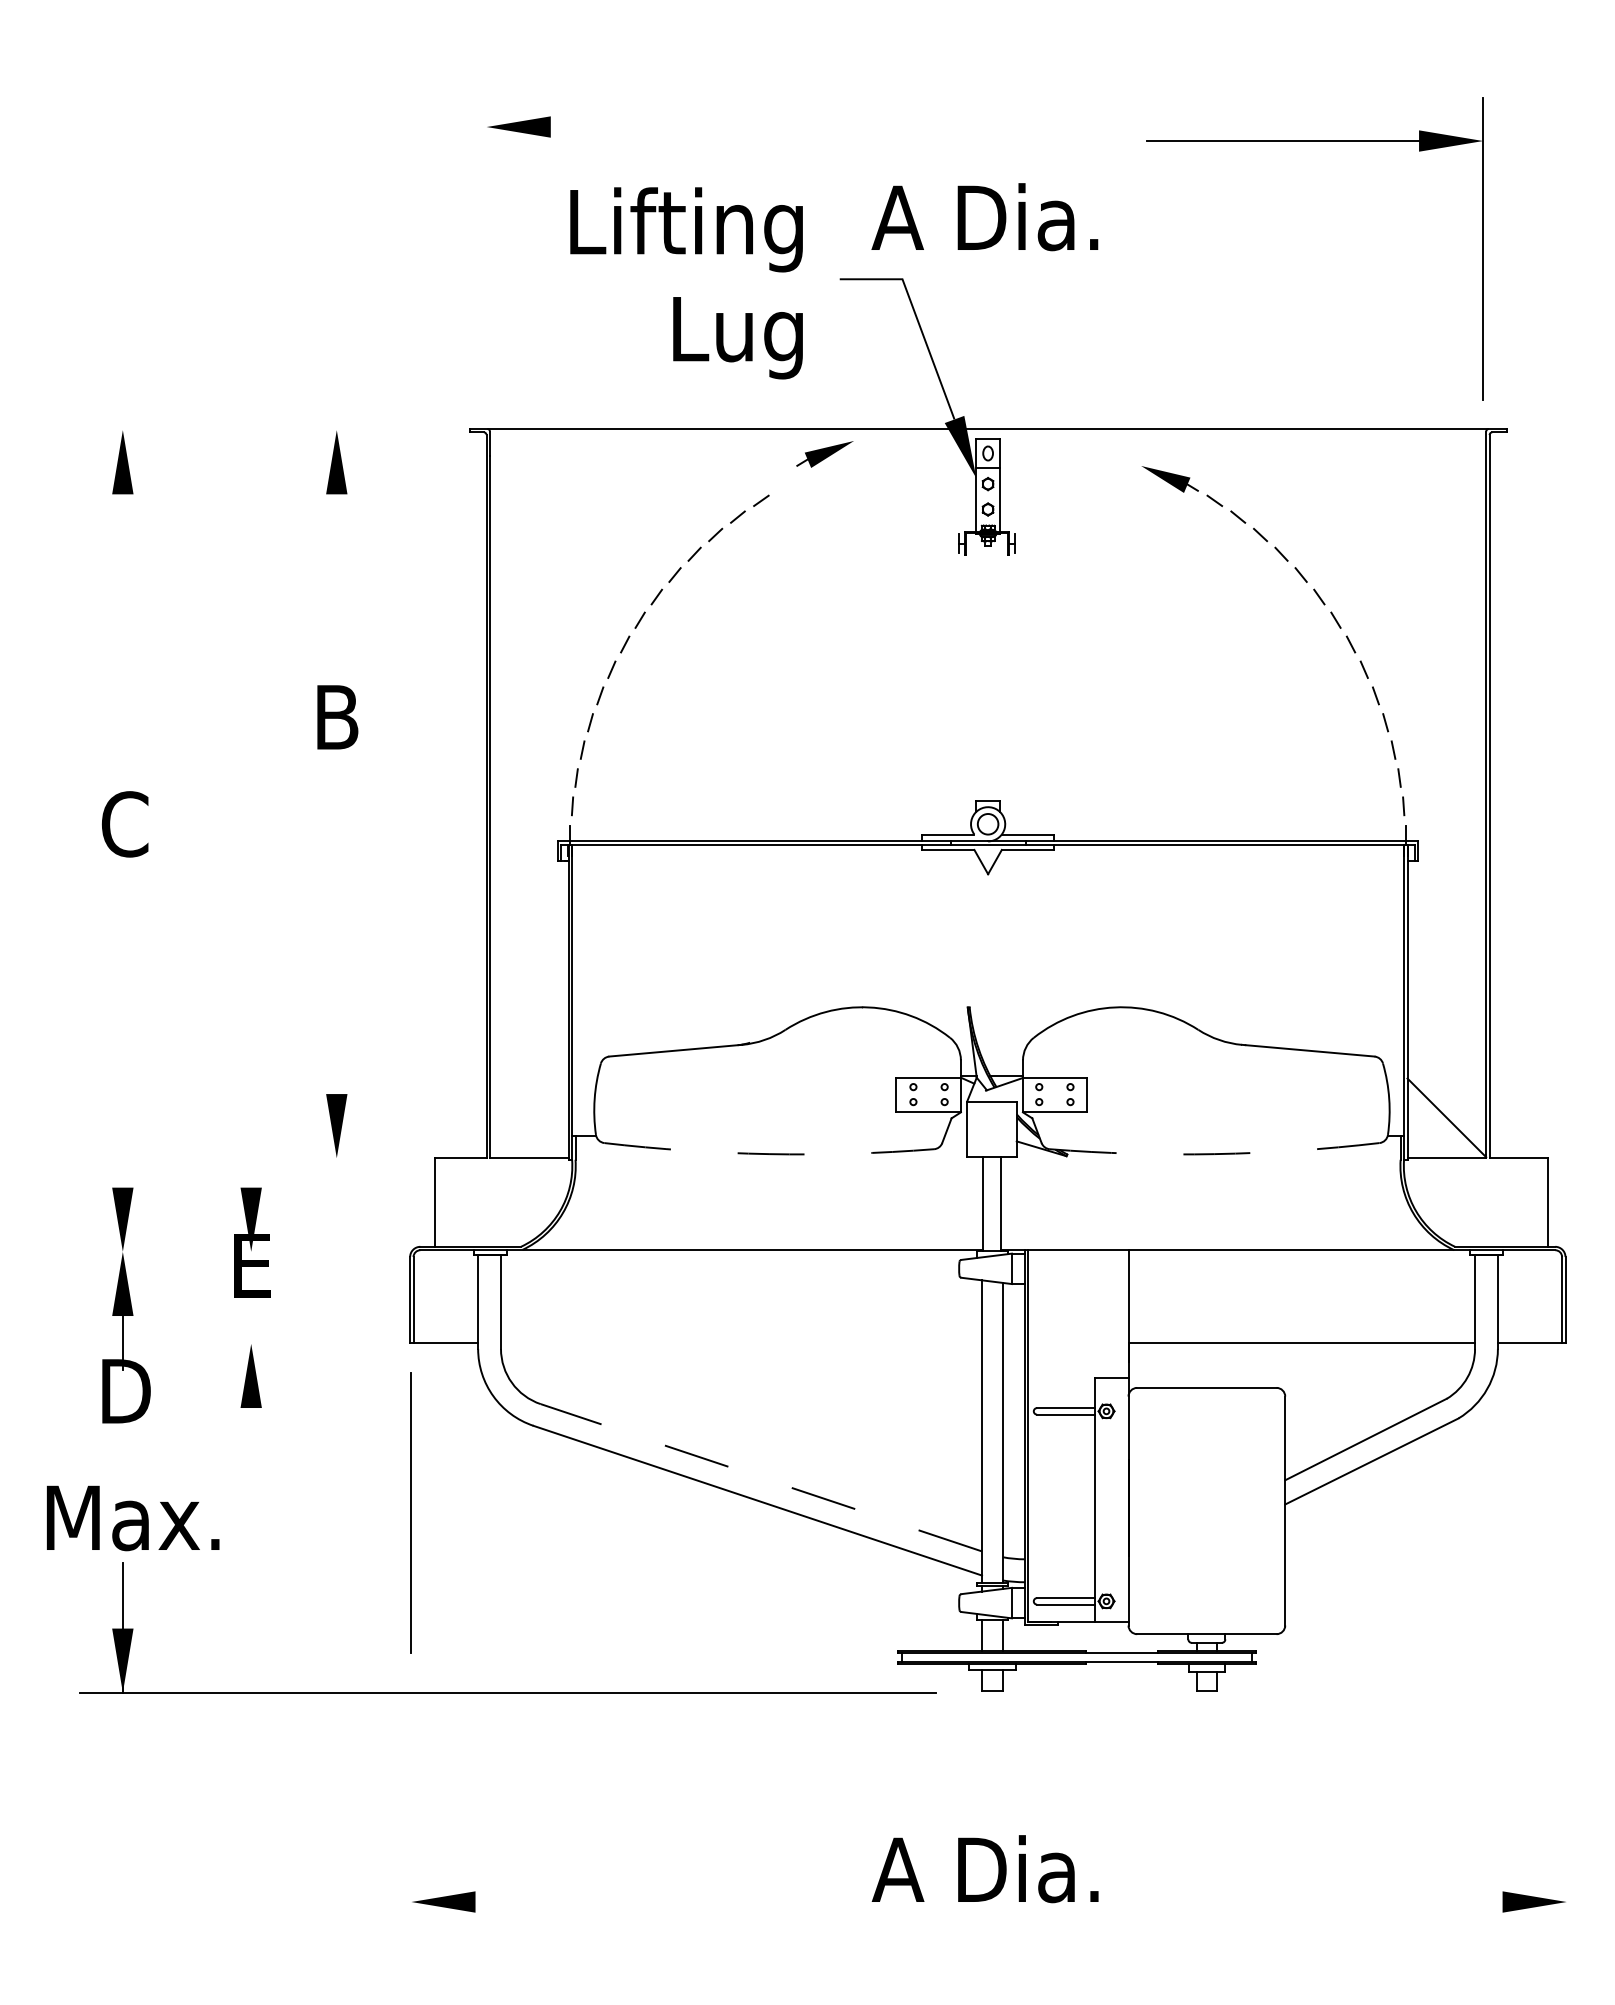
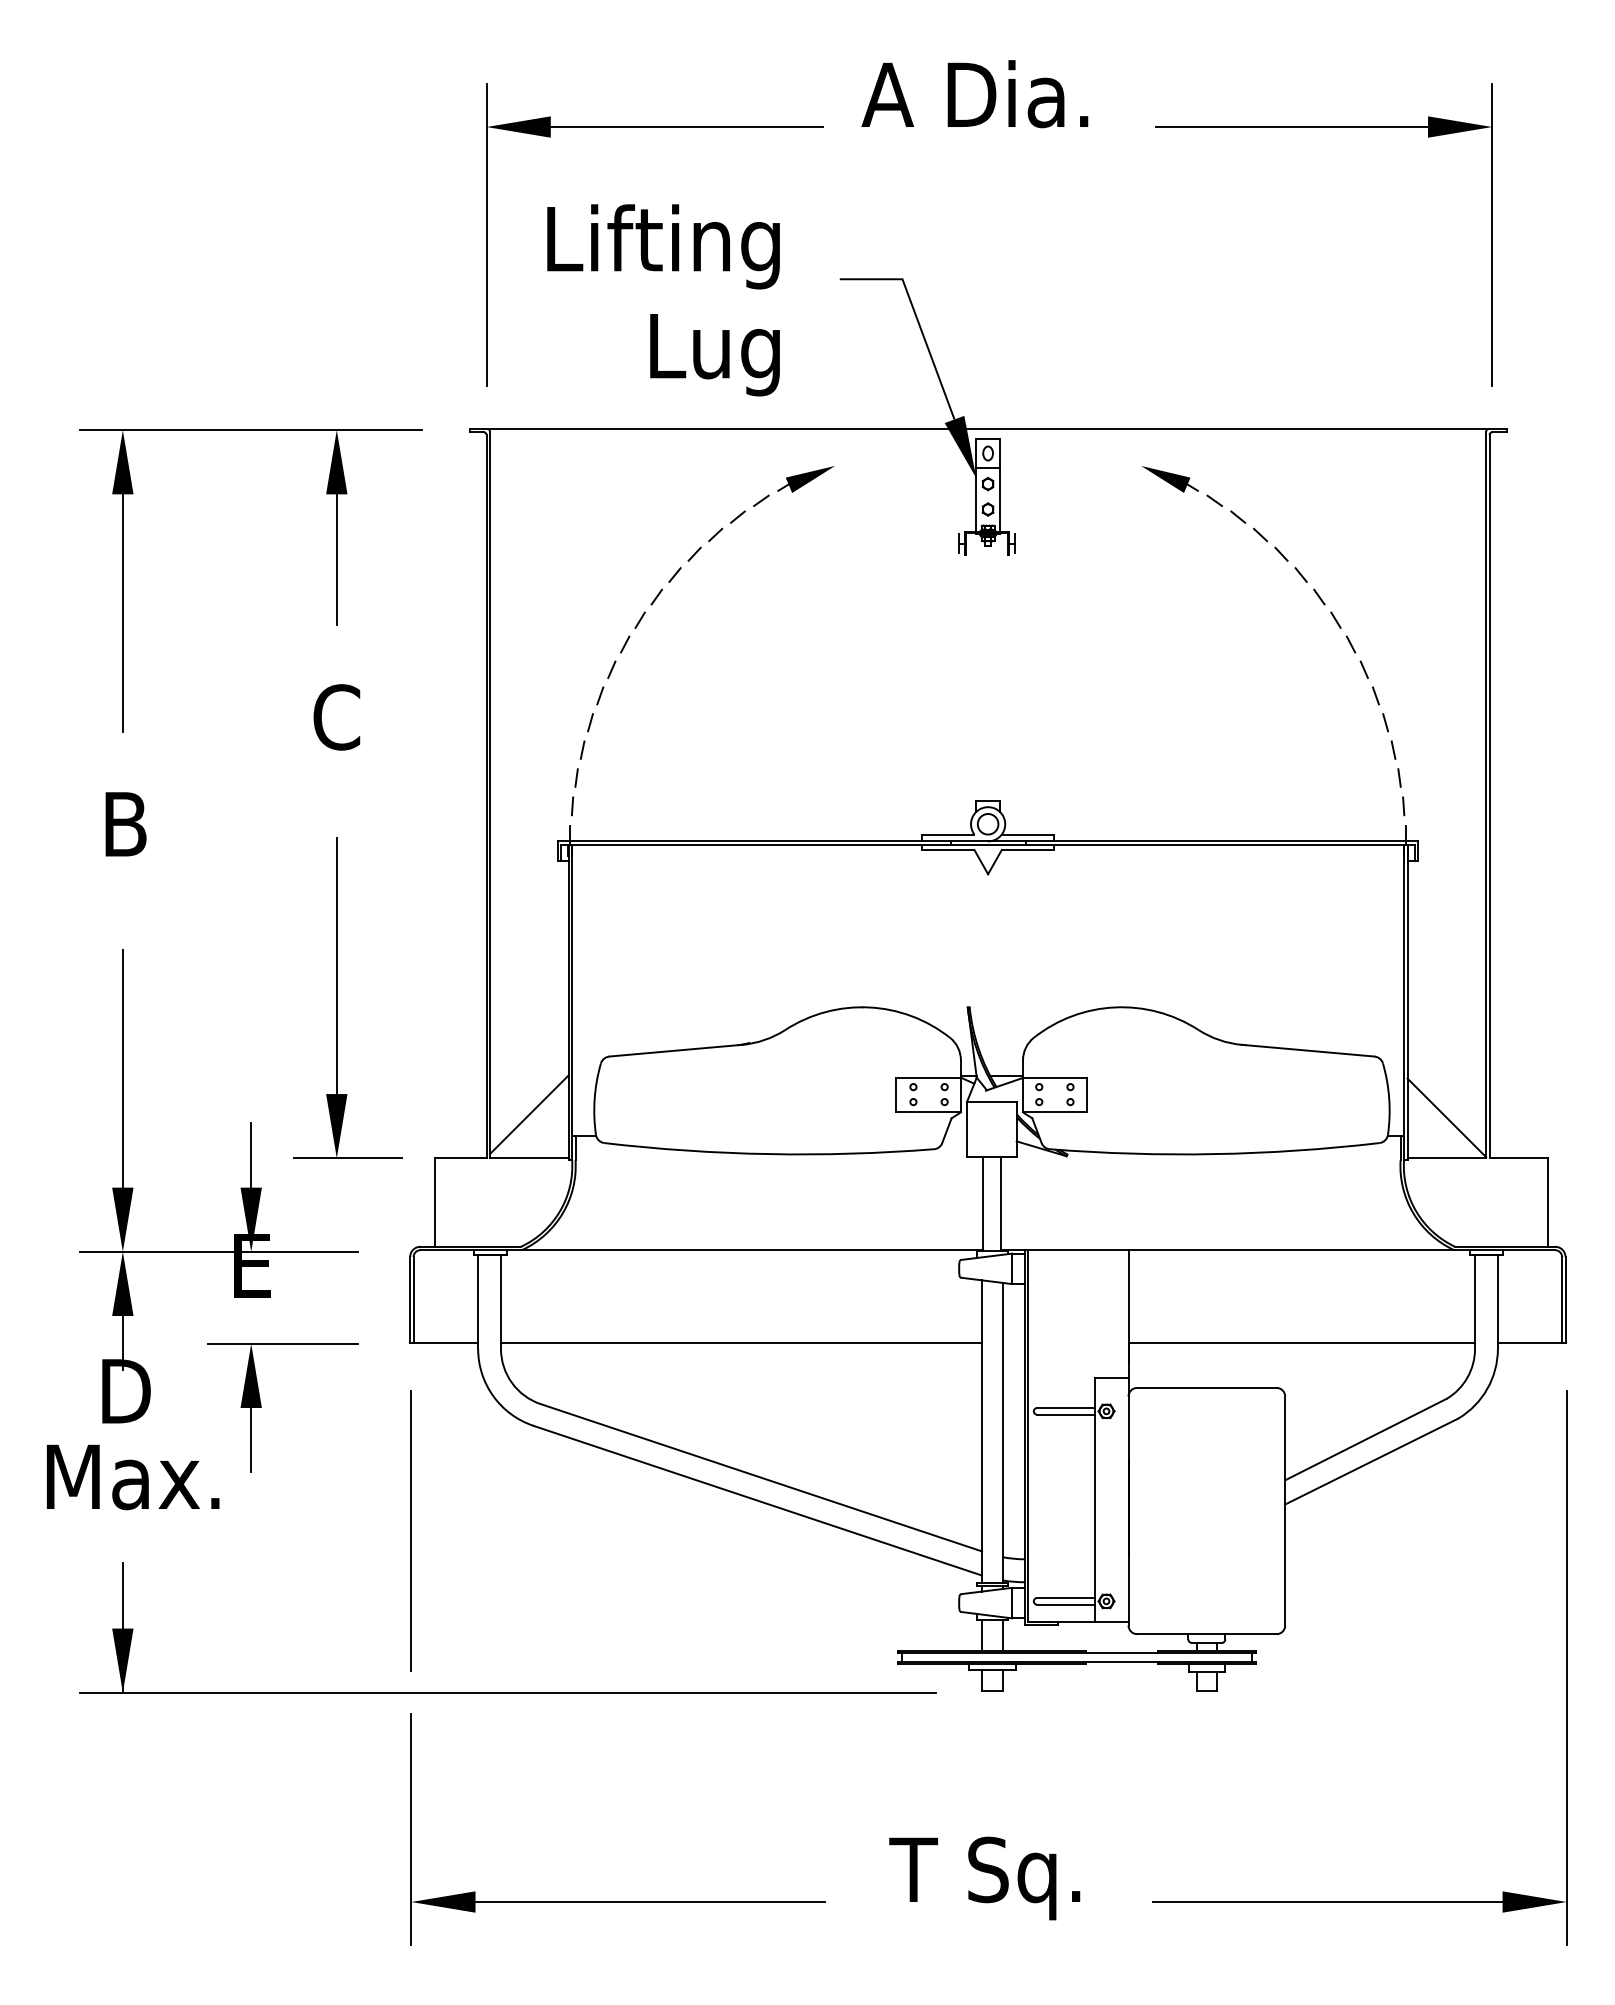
line: none -> present (686, 127)
part position: (1314, 141) -> (1323, 127) (1323, 127)
text position: (984, 217) -> (974, 94) (974, 94)
line: none -> present (486, 234)
text position: (686, 283) -> (663, 300) (663, 300)
line: none -> present (251, 430)
part position: (824, 454) -> (805, 479) (805, 479)
line: none -> present (336, 559)
line: none -> present (122, 613)
text: B -> C (336, 717)
text: C -> B (124, 824)
line: none -> present (336, 966)
line: none -> present (122, 1068)
line: none -> present (528, 1114)
arc: dashed -> solid (769, 1154)
arc: dashed -> solid (1214, 1154)
line: none -> present (251, 1155)
line: none -> present (347, 1158)
line: none -> present (219, 1251)
line: none -> present (283, 1343)
line: none -> present (741, 1343)
line: none -> present (251, 1440)
line: dashed -> solid (761, 1477)
line position: (410, 1512) -> (410, 1530) (410, 1530)
text position: (133, 1518) -> (133, 1477) (133, 1477)
line: none -> present (1566, 1667)
line: none -> present (411, 1829)
text: A Dia. -> T Sq. (984, 1877)
line: none -> present (649, 1902)
line: none -> present (1327, 1902)
